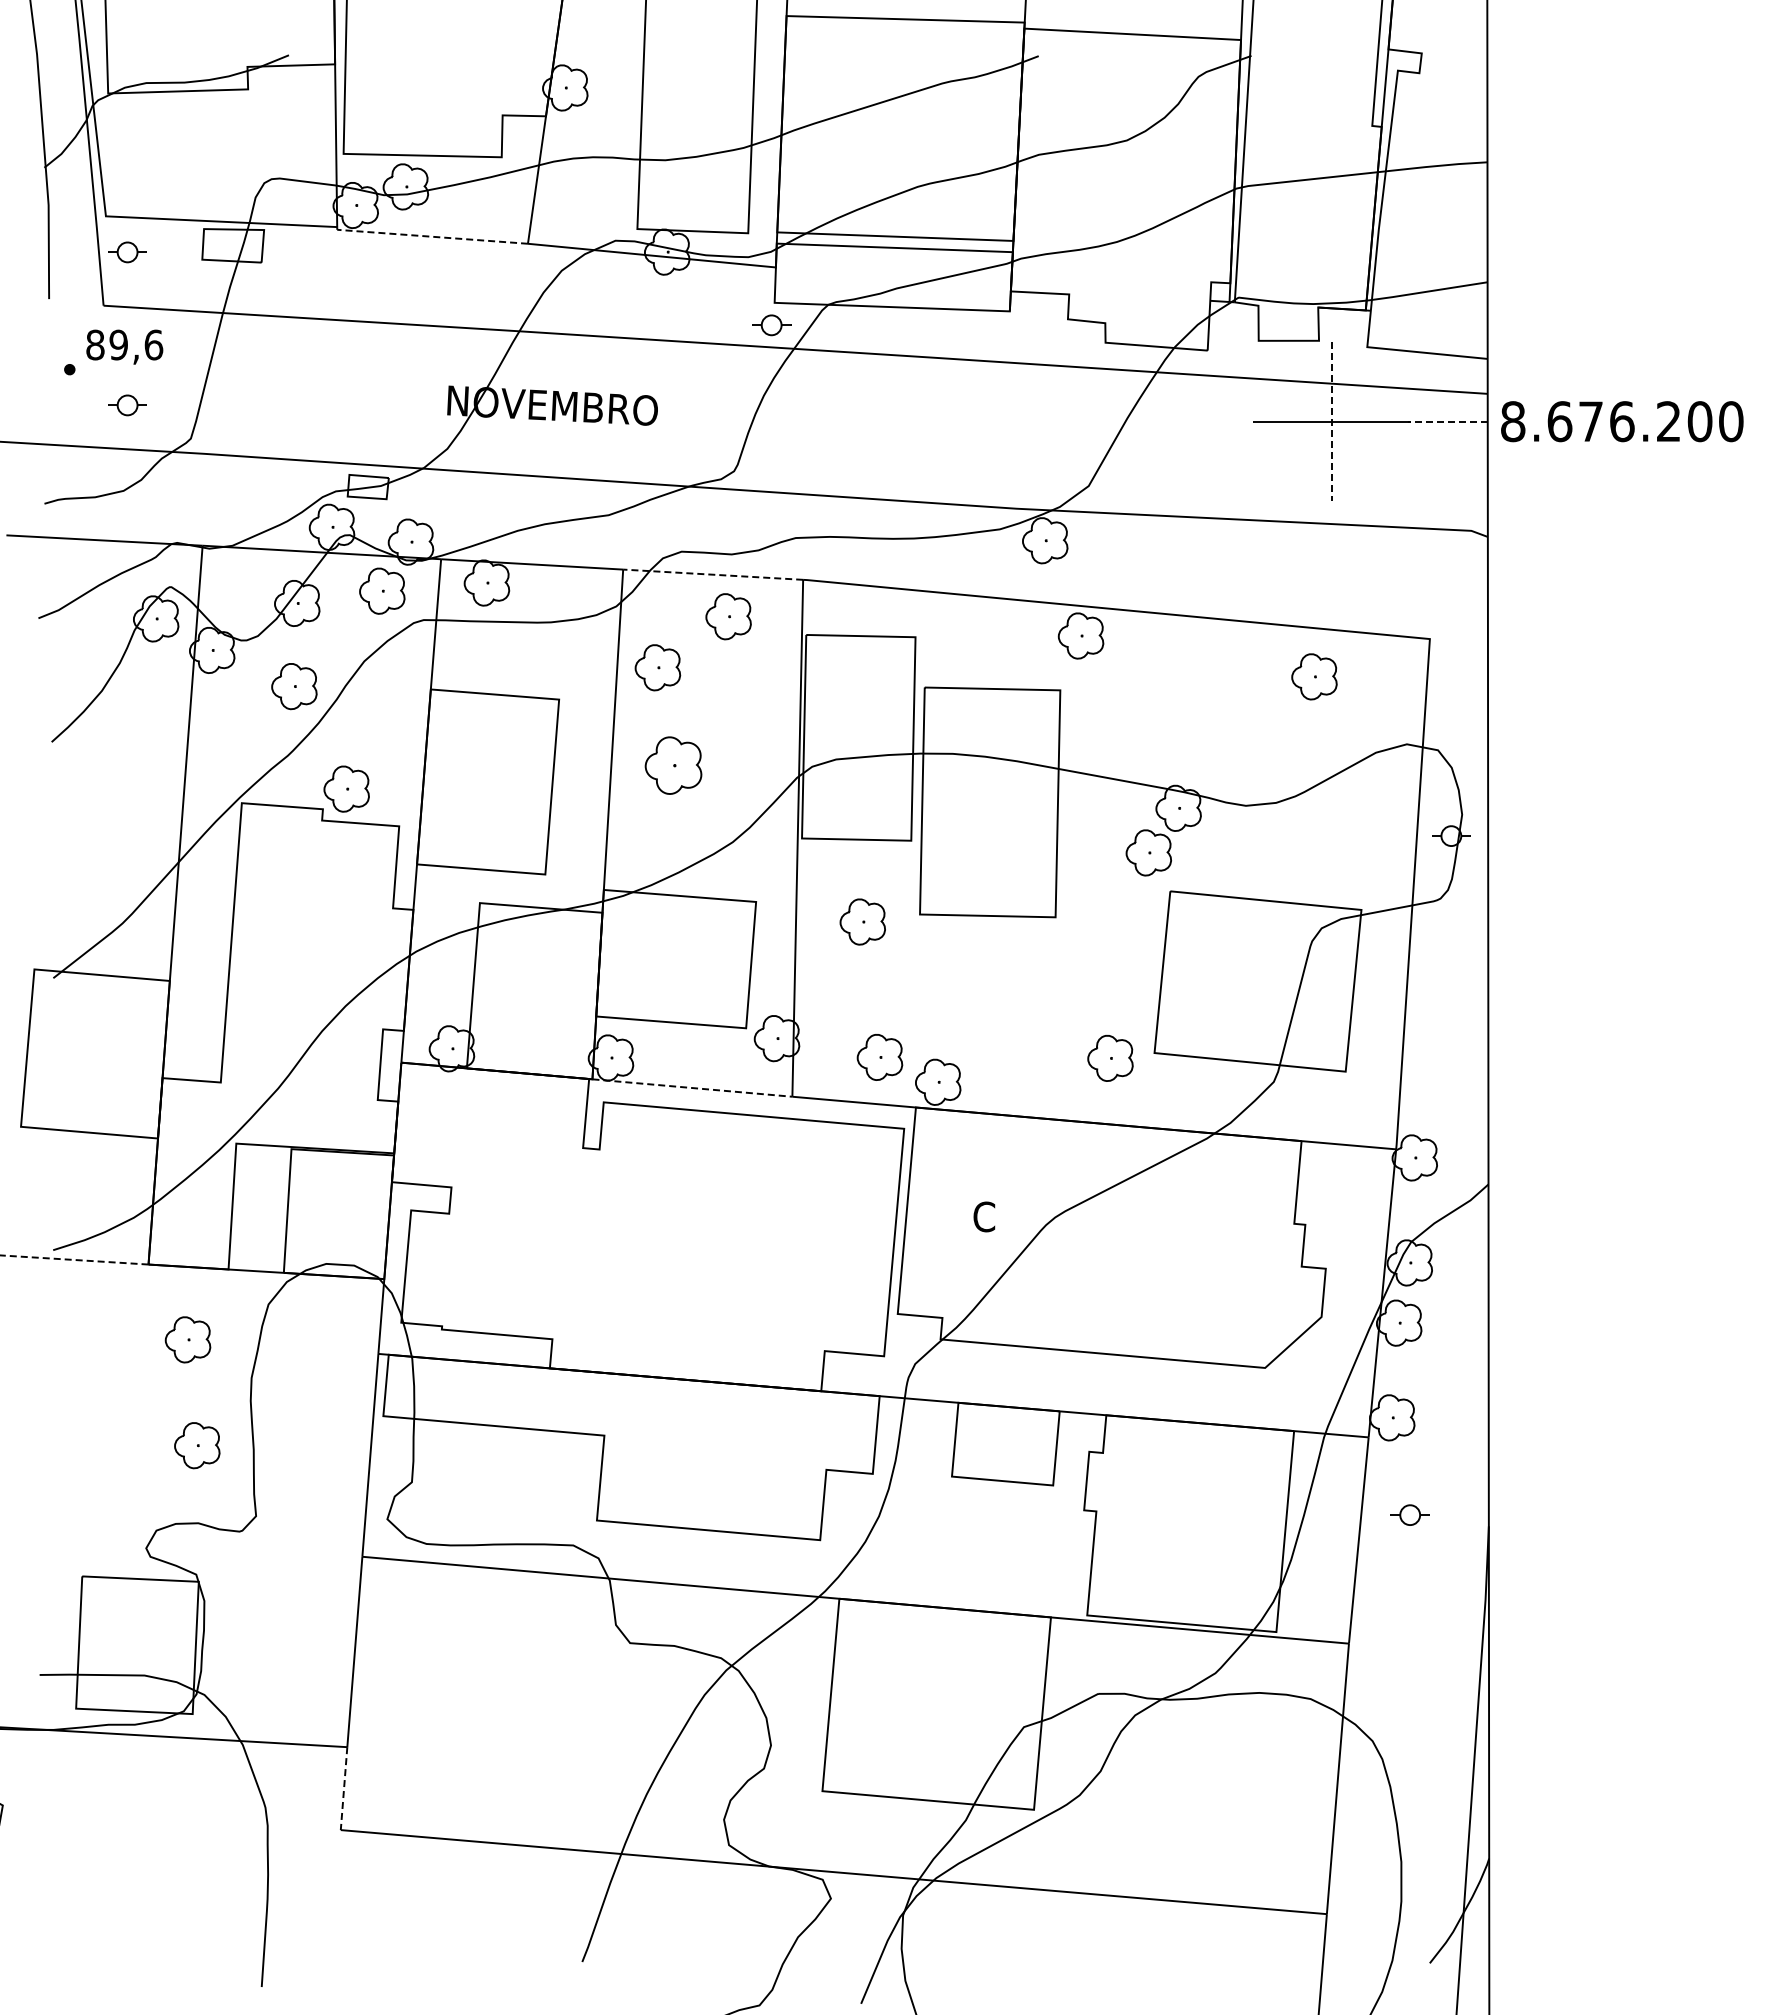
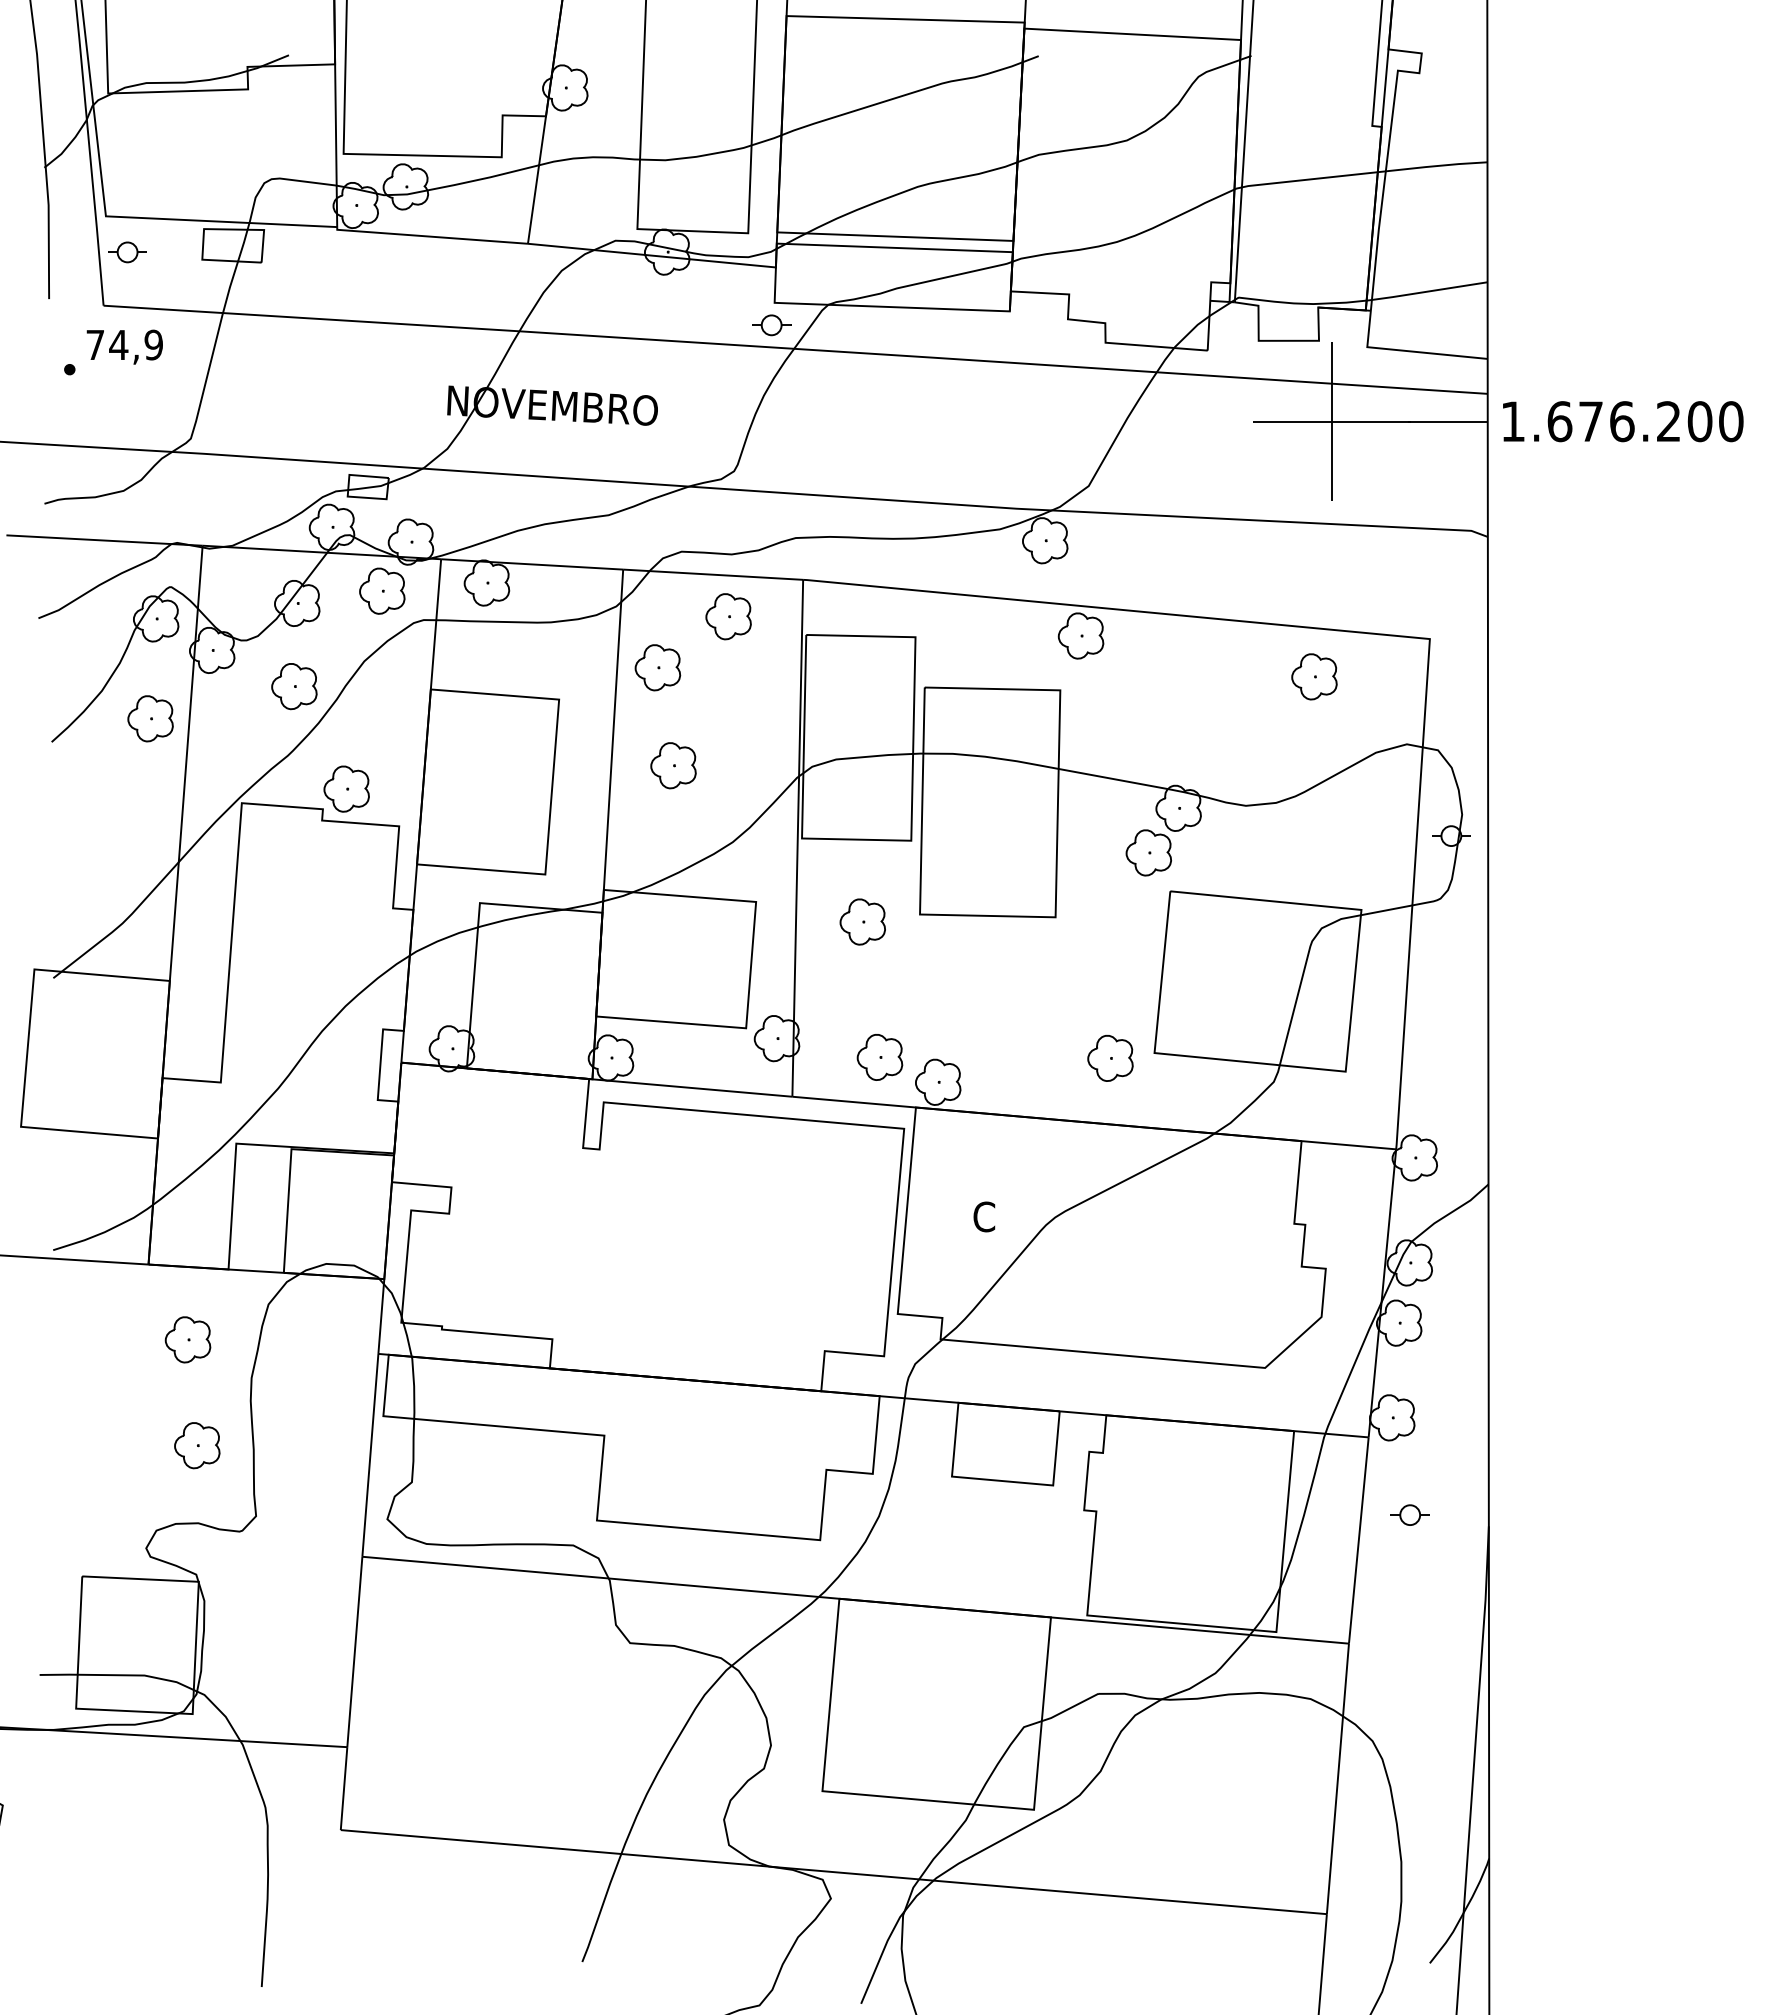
line: dashed -> solid (430, 236)
text: 89,6 -> 74,9 (124, 344)
part: present -> none (127, 405)
line: dashed -> solid (1448, 421)
text: 8.676.200 -> 1.676.200 (1513, 421)
line: dashed -> solid (1332, 422)
line: dashed -> solid (712, 574)
part: none -> present (150, 718)
part size: 59x59 px -> 47x48 px (673, 765)
line: dashed -> solid (692, 1088)
line: dashed -> solid (73, 1259)
line: dashed -> solid (344, 1788)
